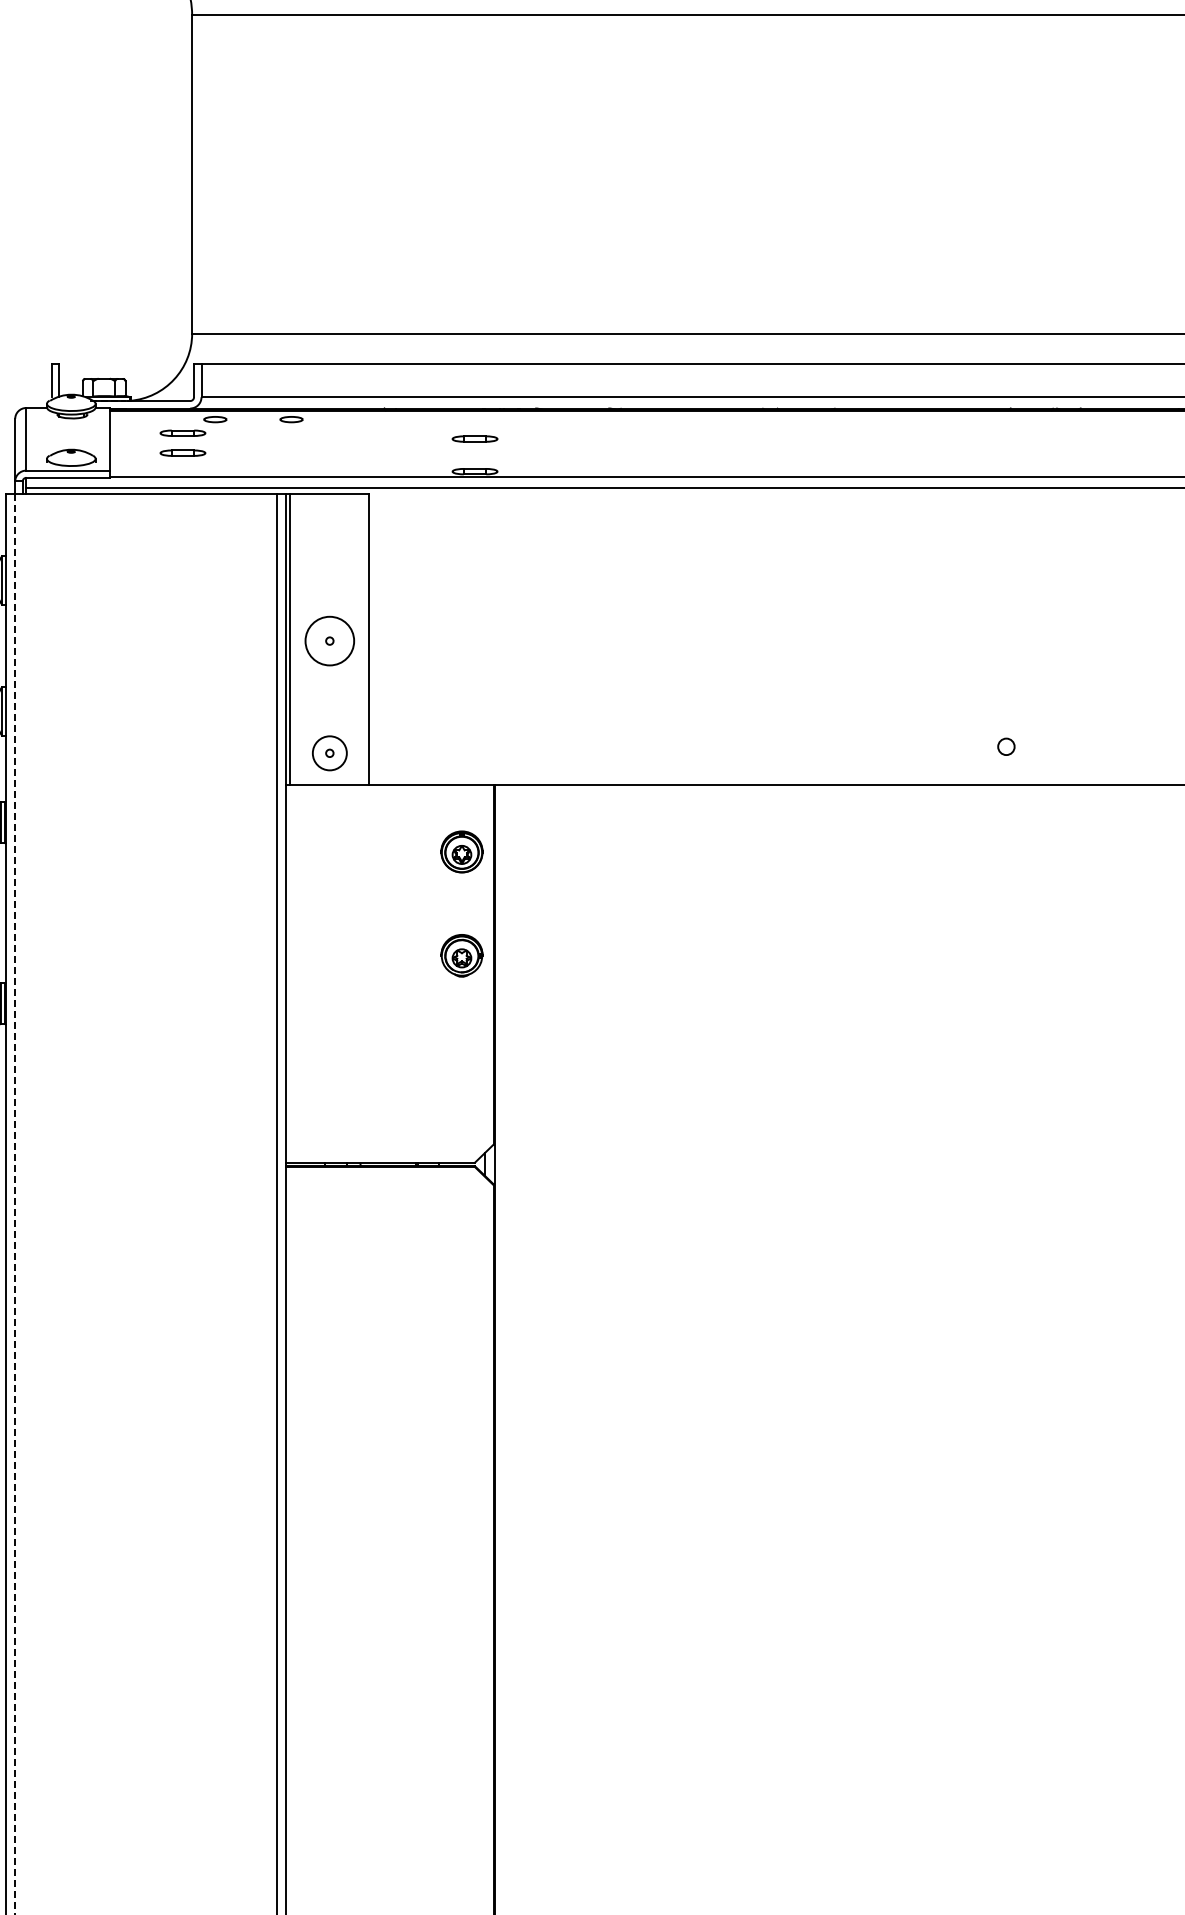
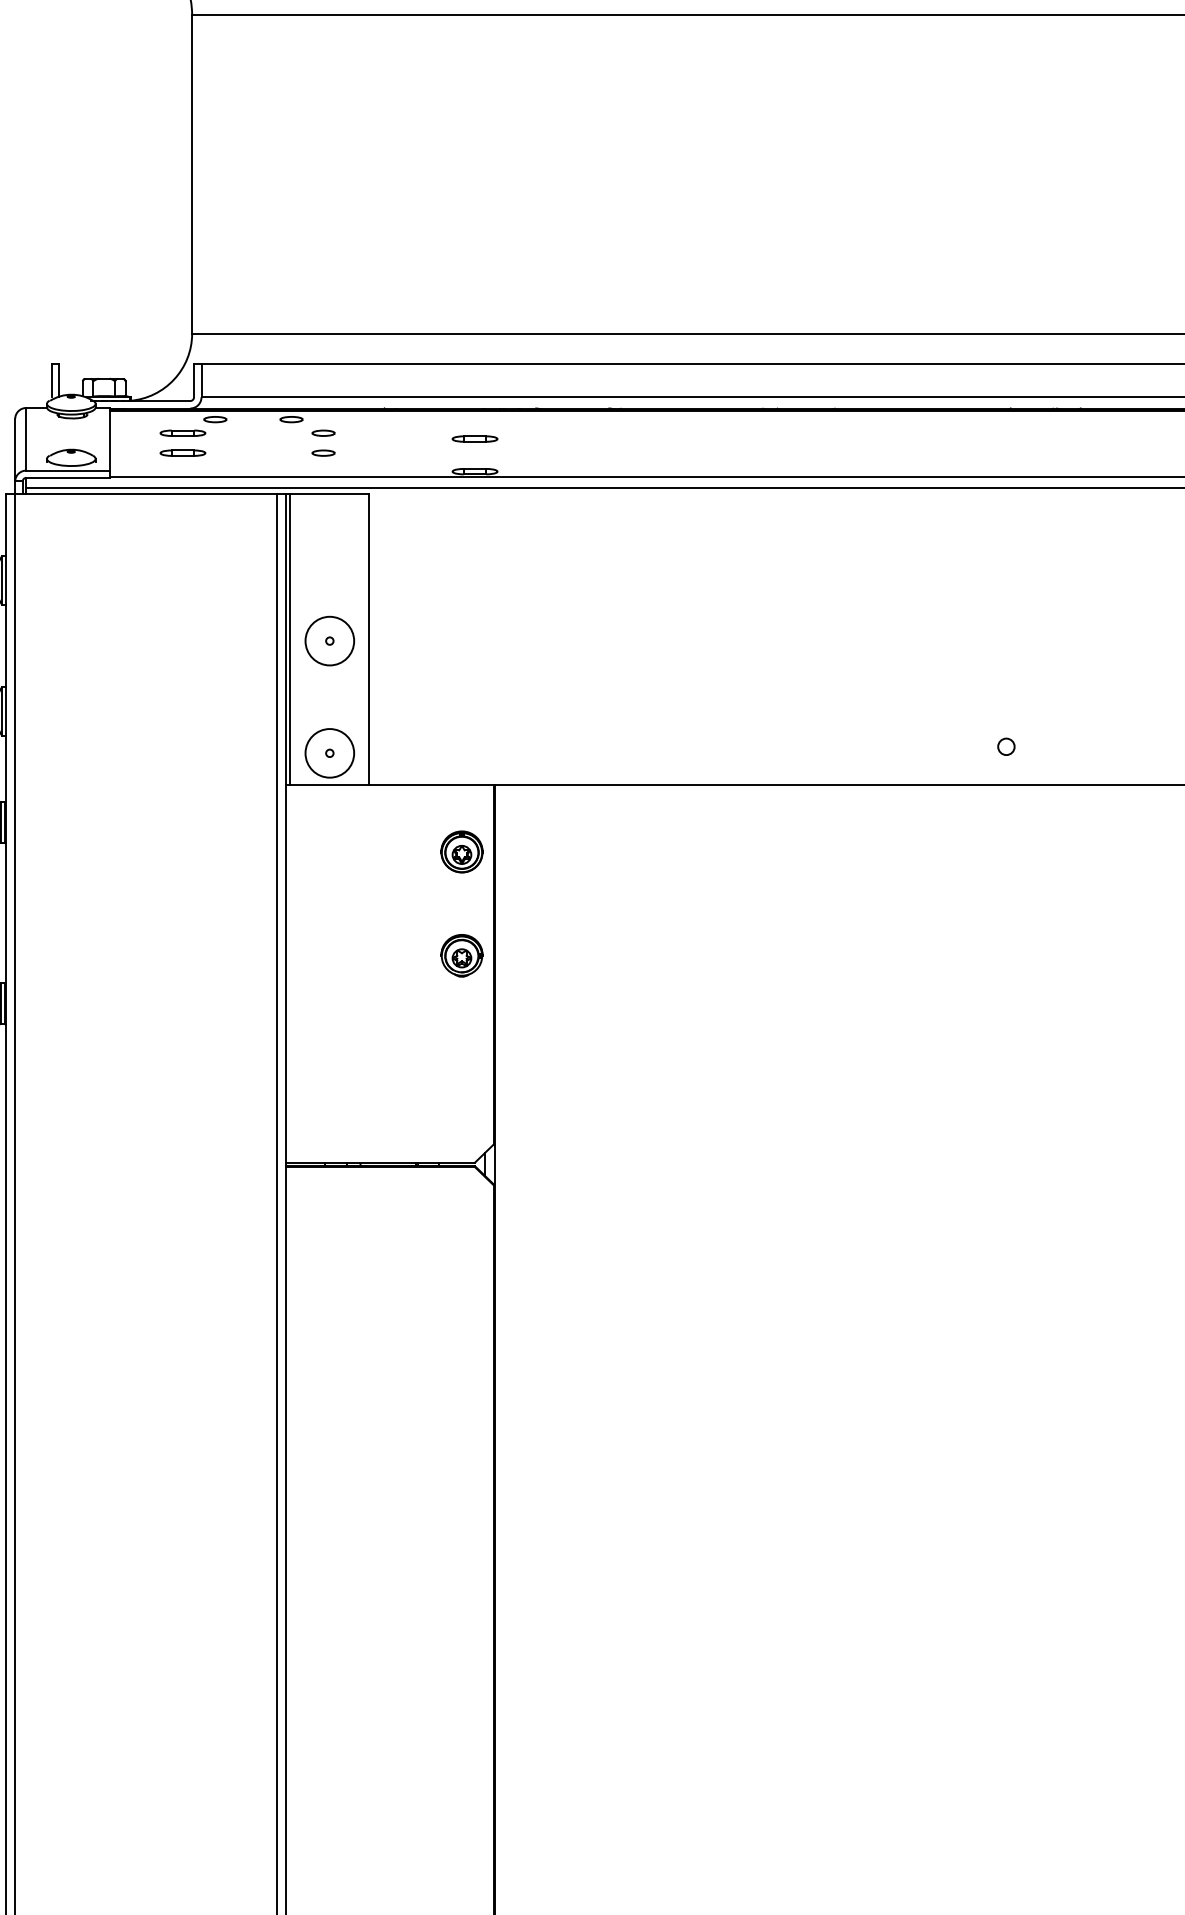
part: none -> present (323, 432)
part: none -> present (323, 452)
circle diameter: 34 px -> 49 px (329, 753)
line: dashed -> solid (15, 1204)
